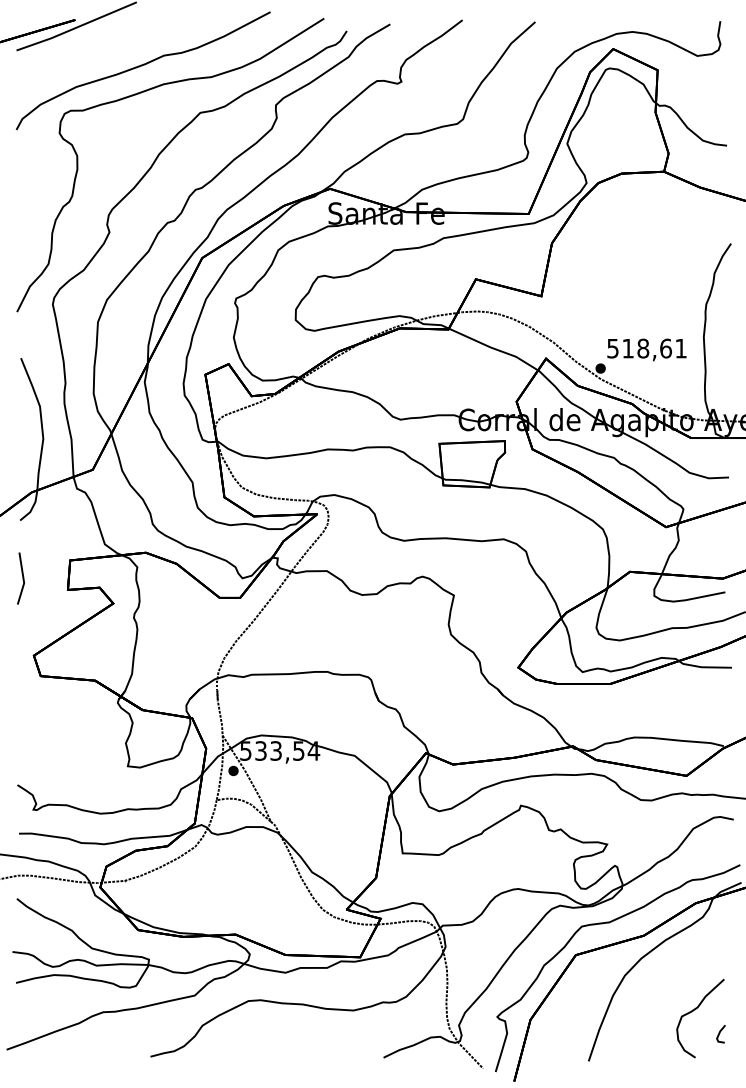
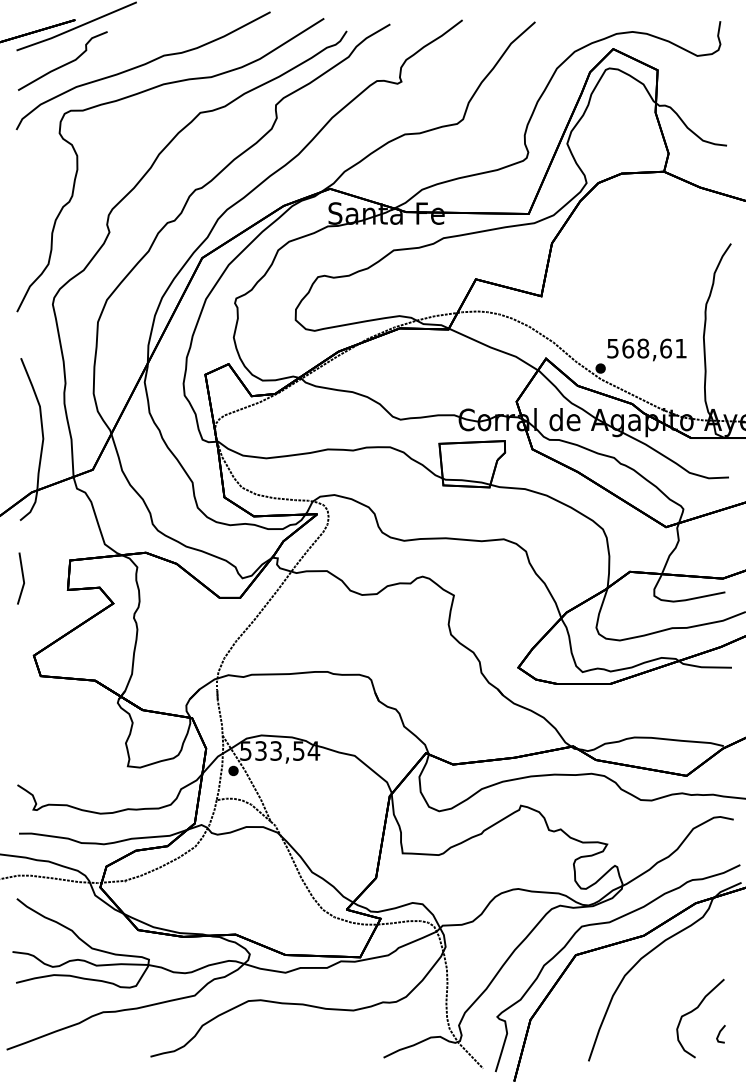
part: none -> present (62, 60)
text: 518,61 -> 568,61 (628, 348)
